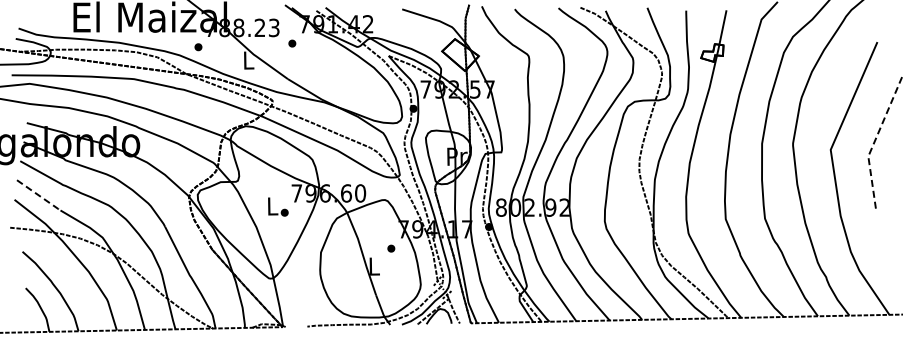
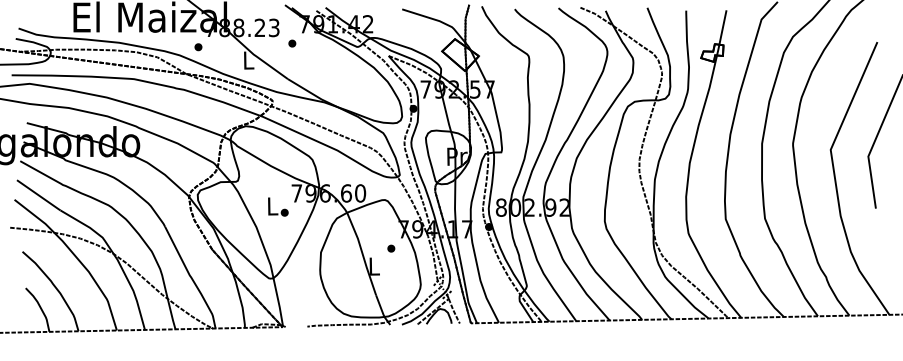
line: dashed -> solid (875, 140)
line: dashed -> solid (39, 196)
